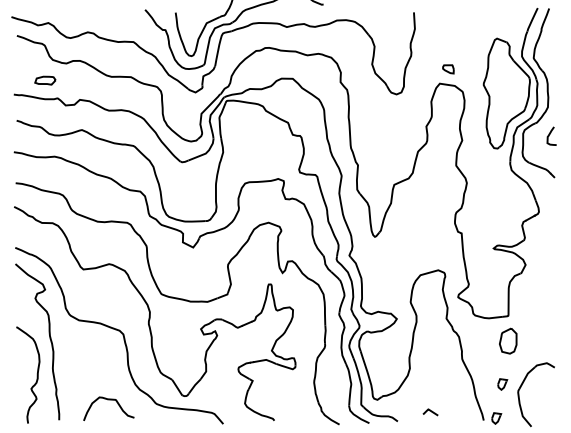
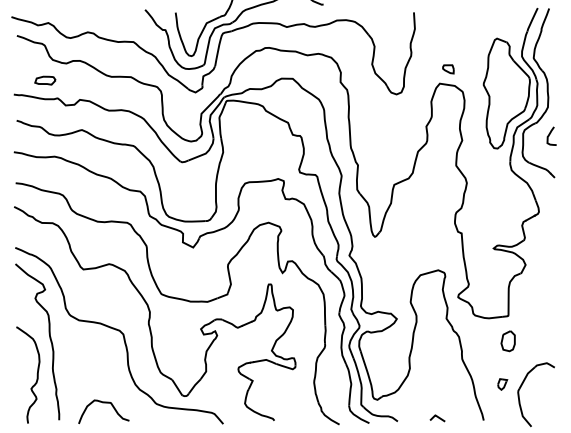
part size: 19x28 px -> 16x23 px (507, 341)
curve position: (108, 400) -> (103, 403) (103, 403)
line position: (430, 411) -> (437, 417) (437, 417)
part: present -> none (496, 418)
